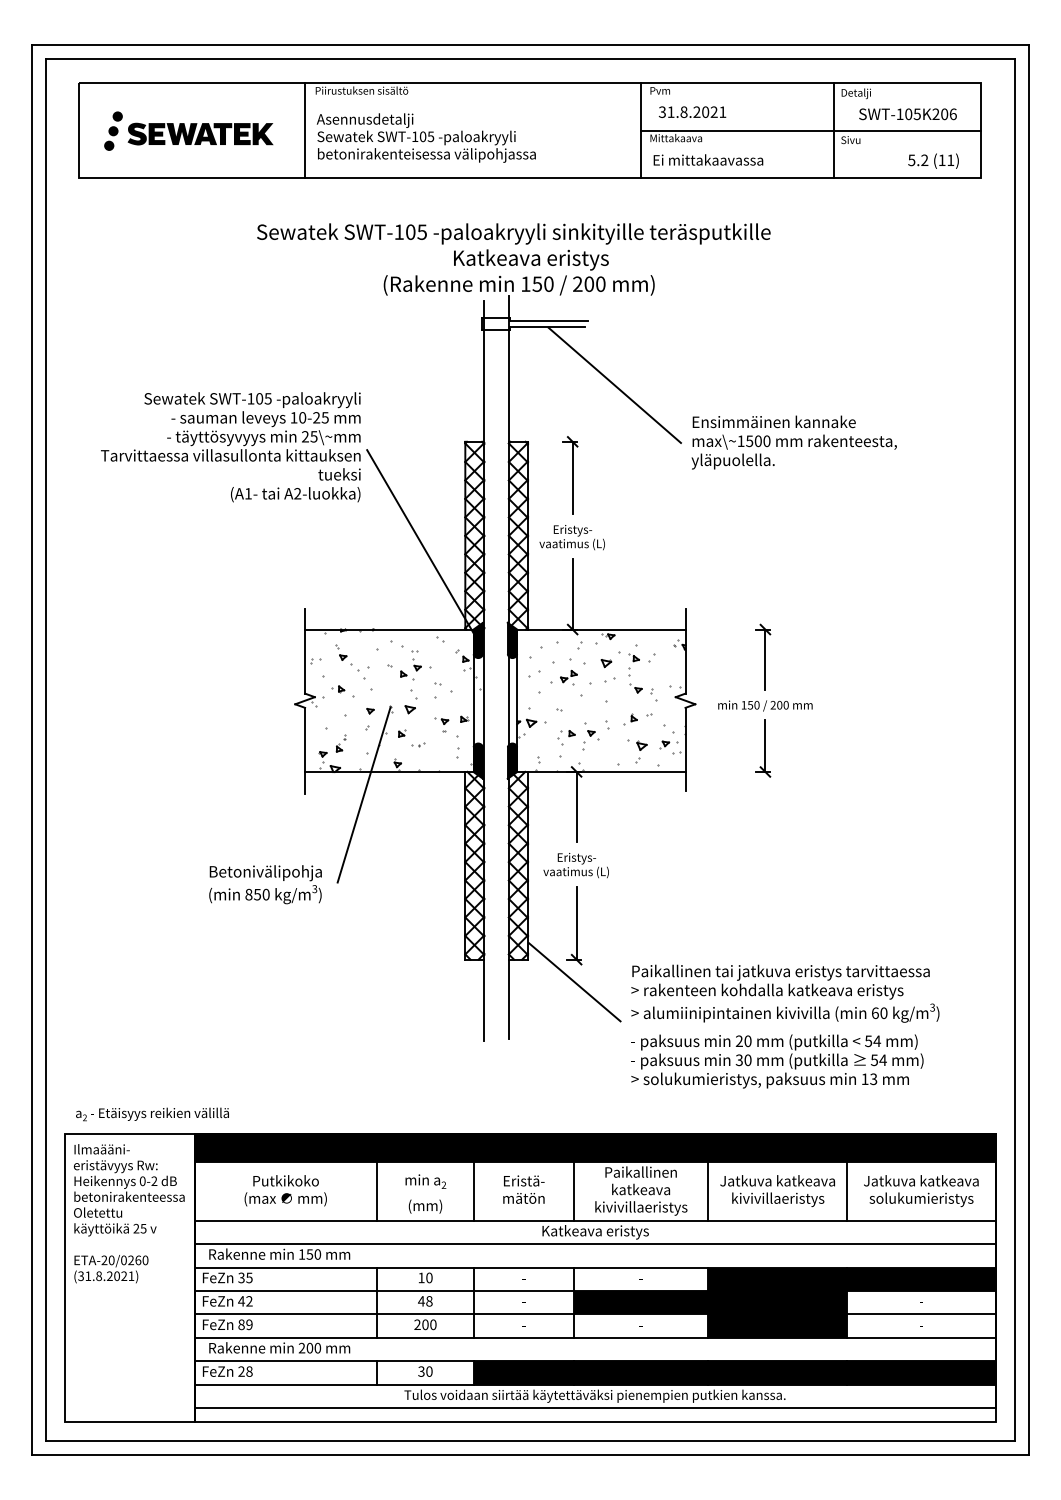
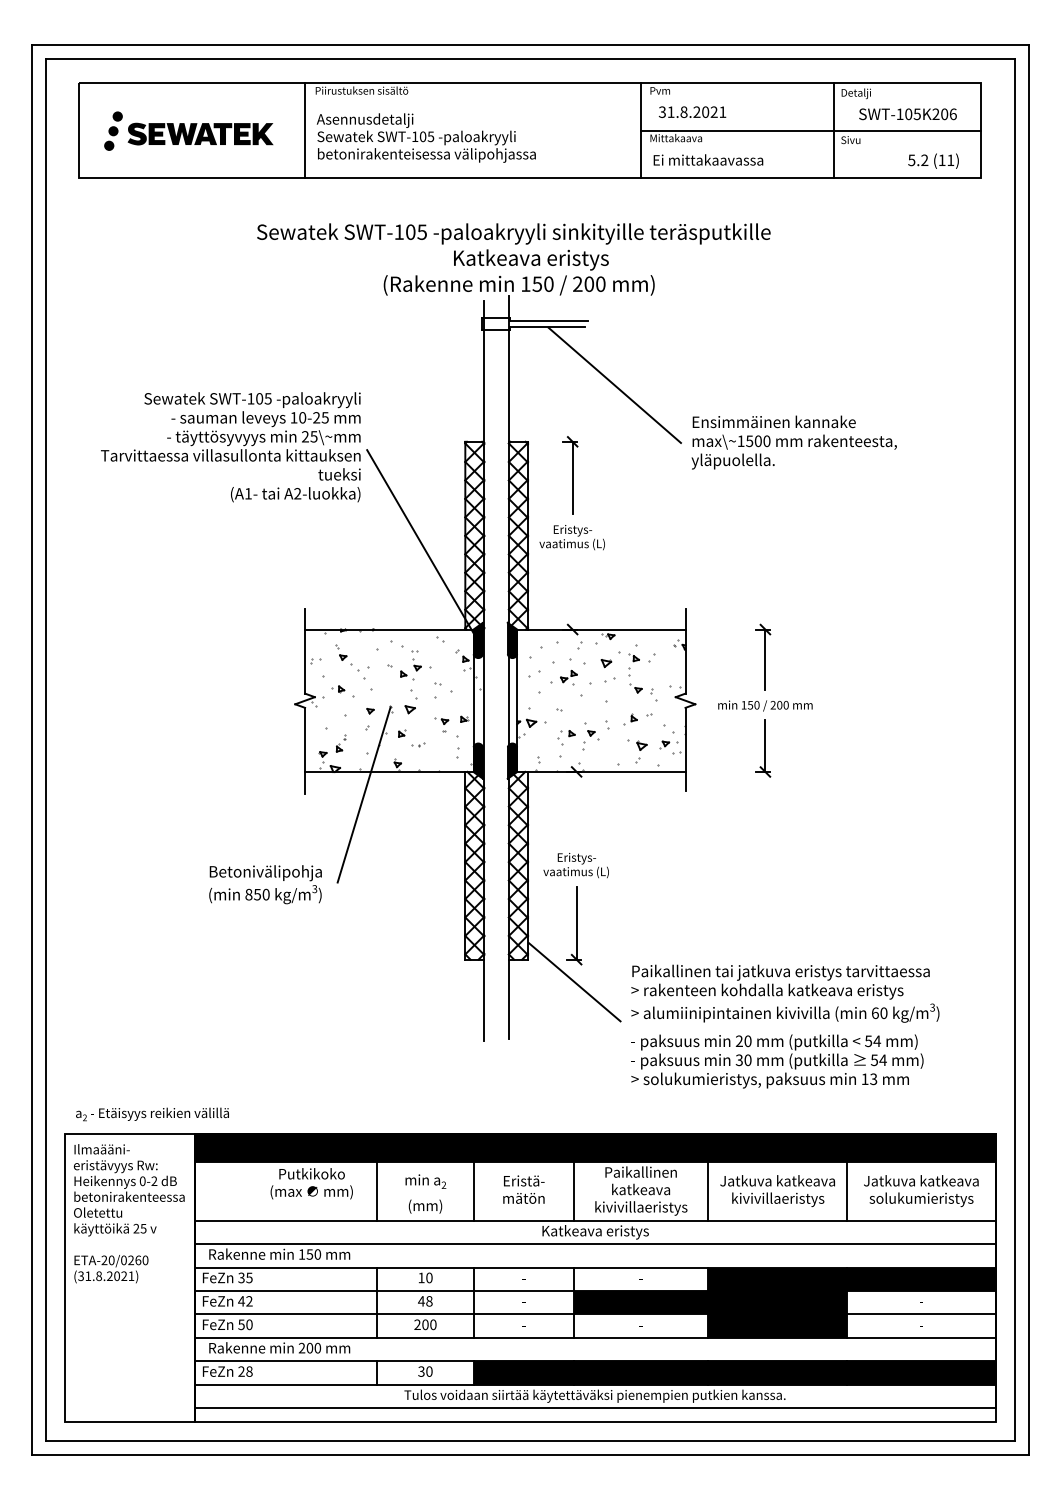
line: present -> none (572, 594)
line: present -> none (576, 806)
text position: (285, 1190) -> (311, 1183) (311, 1183)
text: 89 -> 50 (245, 1324)
